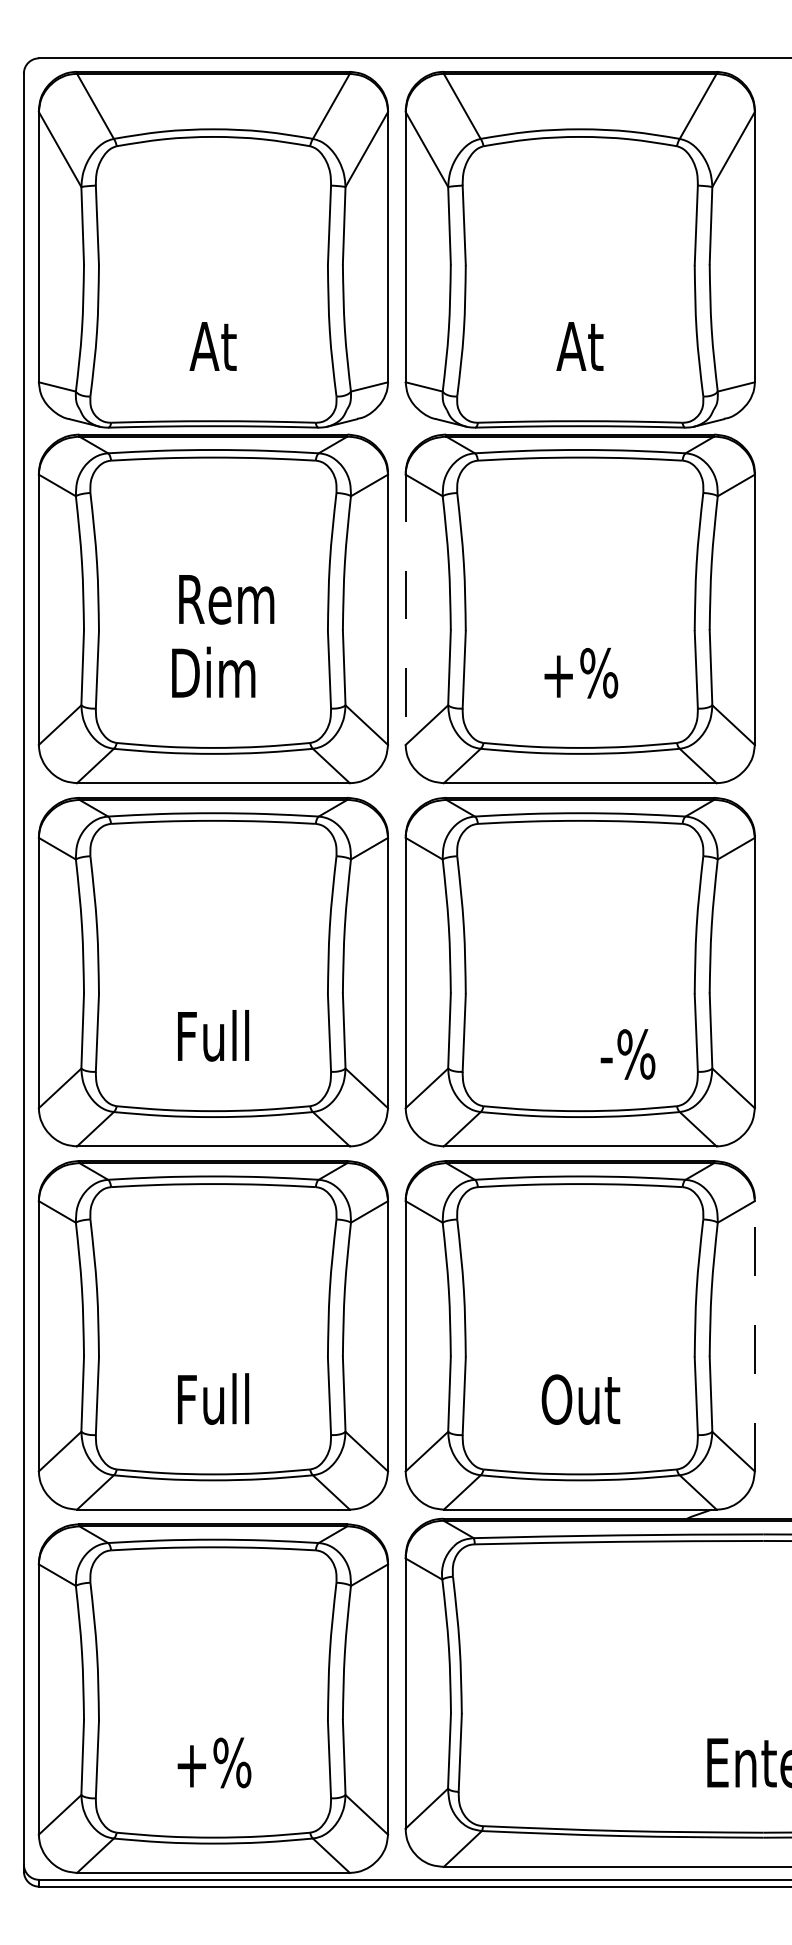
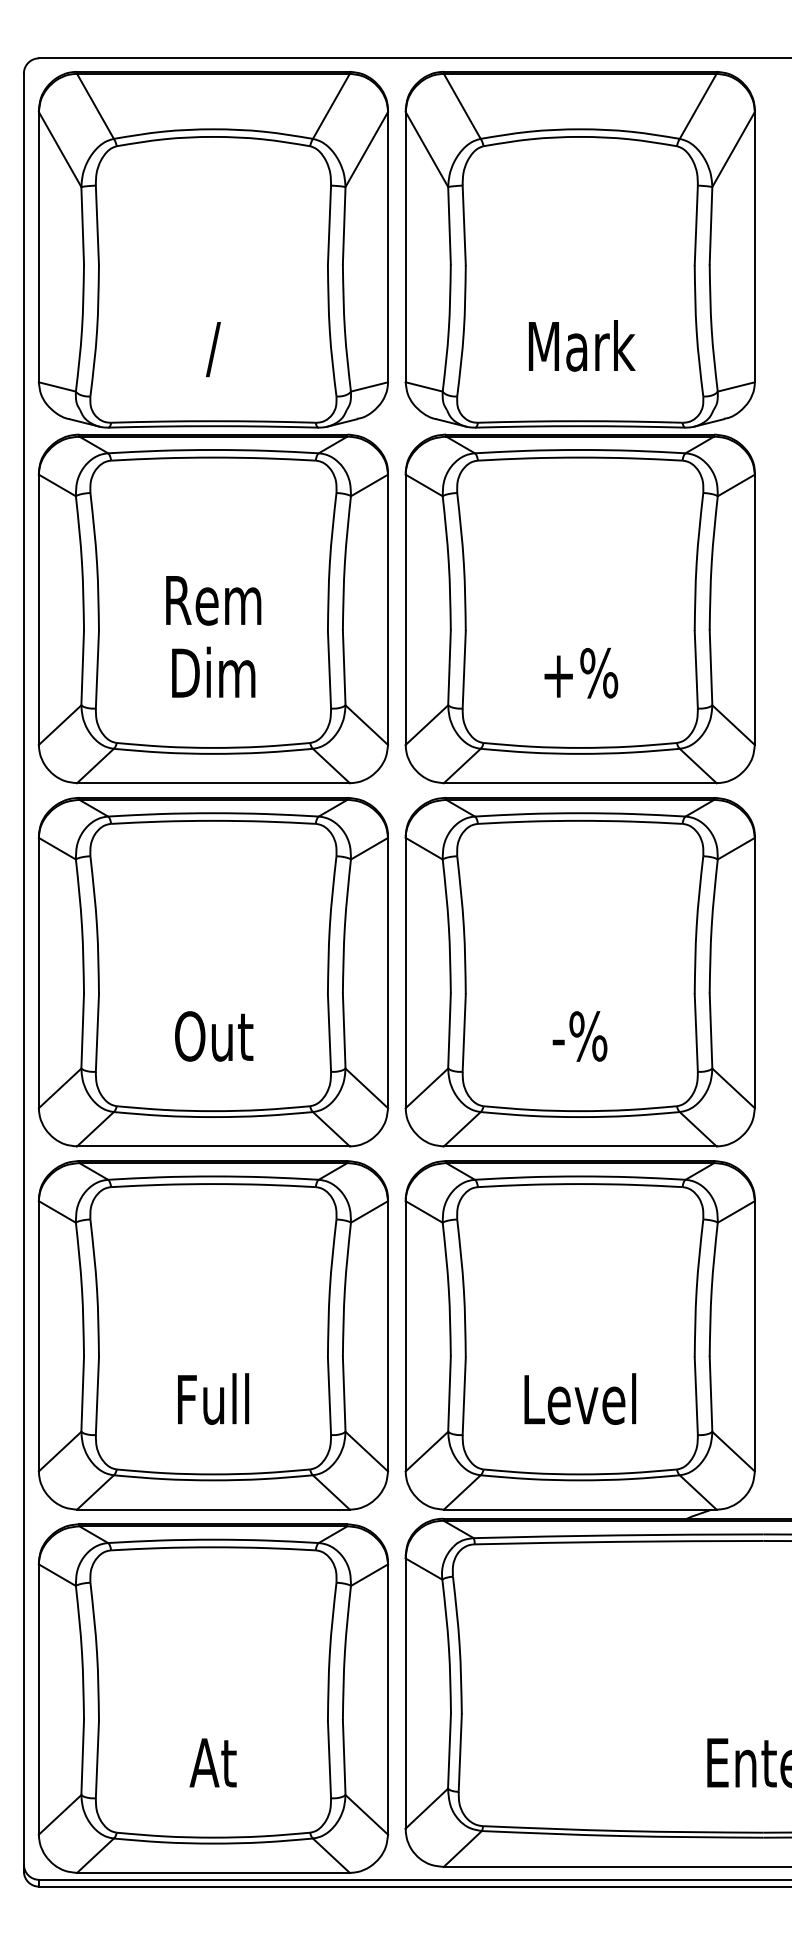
text: At -> Mark (581, 345)
text: At -> / (212, 349)
text position: (226, 599) -> (213, 600) (213, 600)
line: dashed -> solid (405, 609)
text: Full -> Out (214, 1035)
text position: (627, 1054) -> (579, 1036) (579, 1036)
line: dashed -> solid (754, 1334)
text: Out -> Level (580, 1398)
text: +% -> At (214, 1762)
